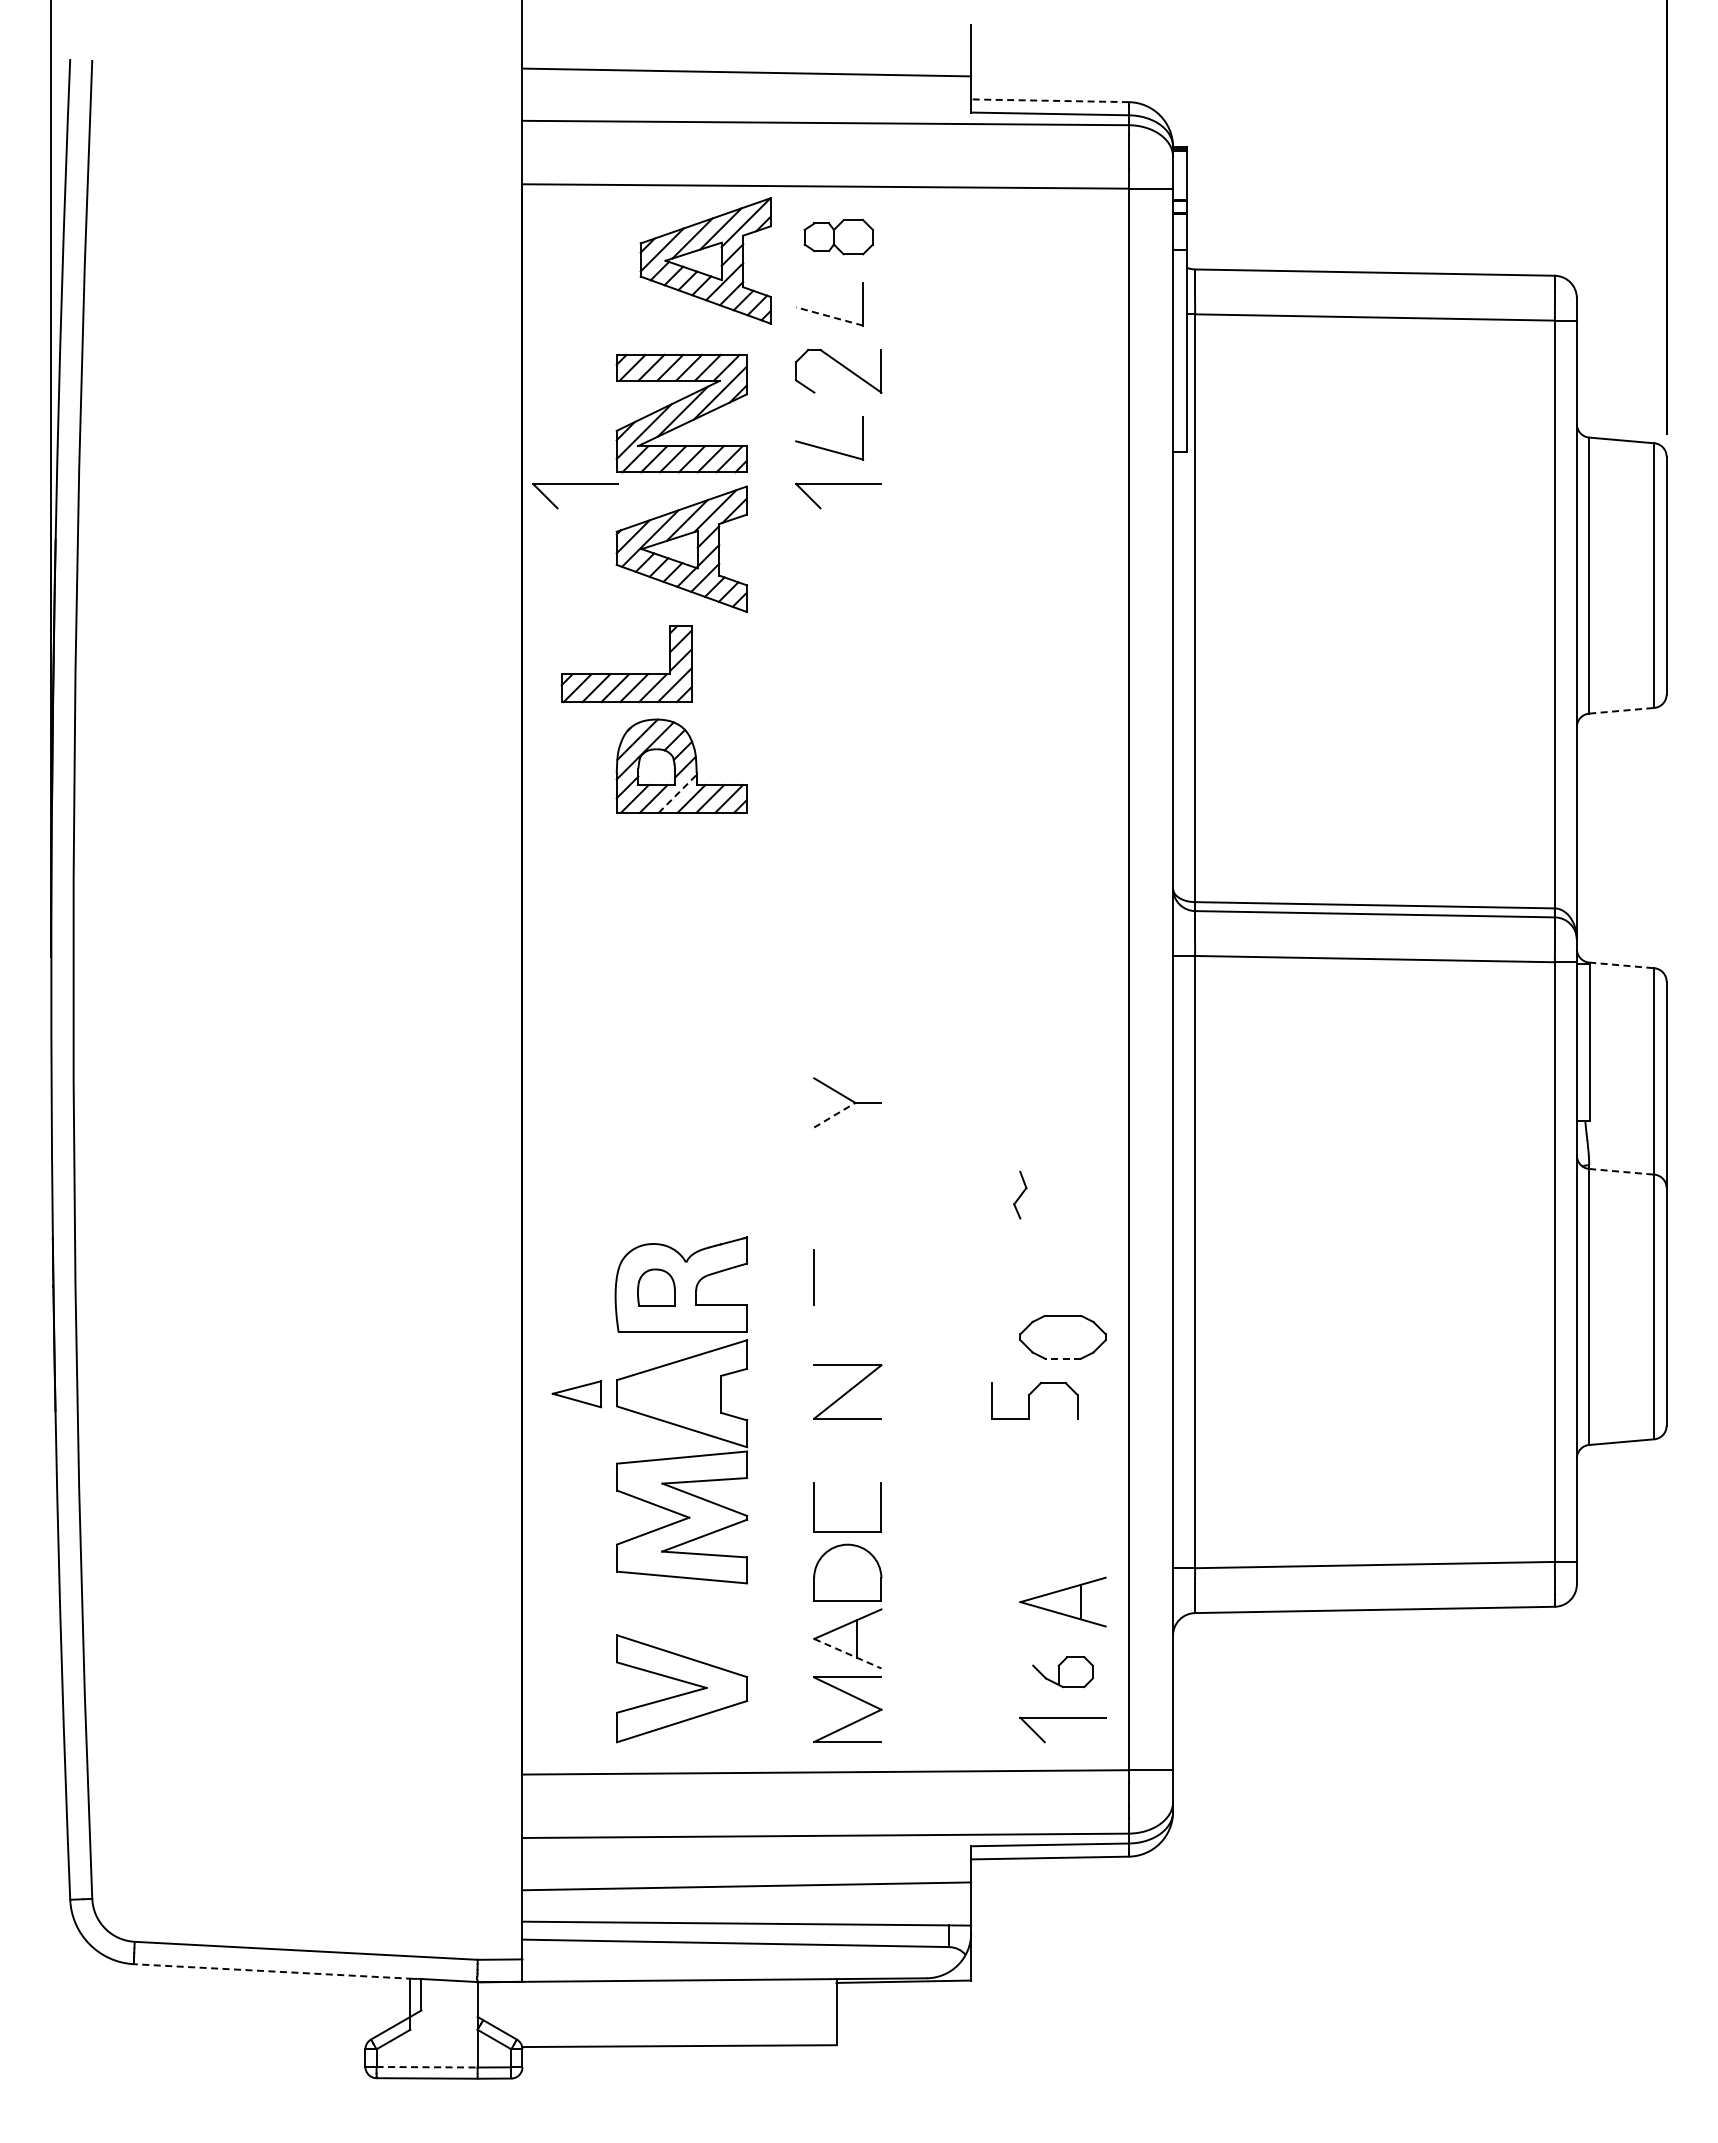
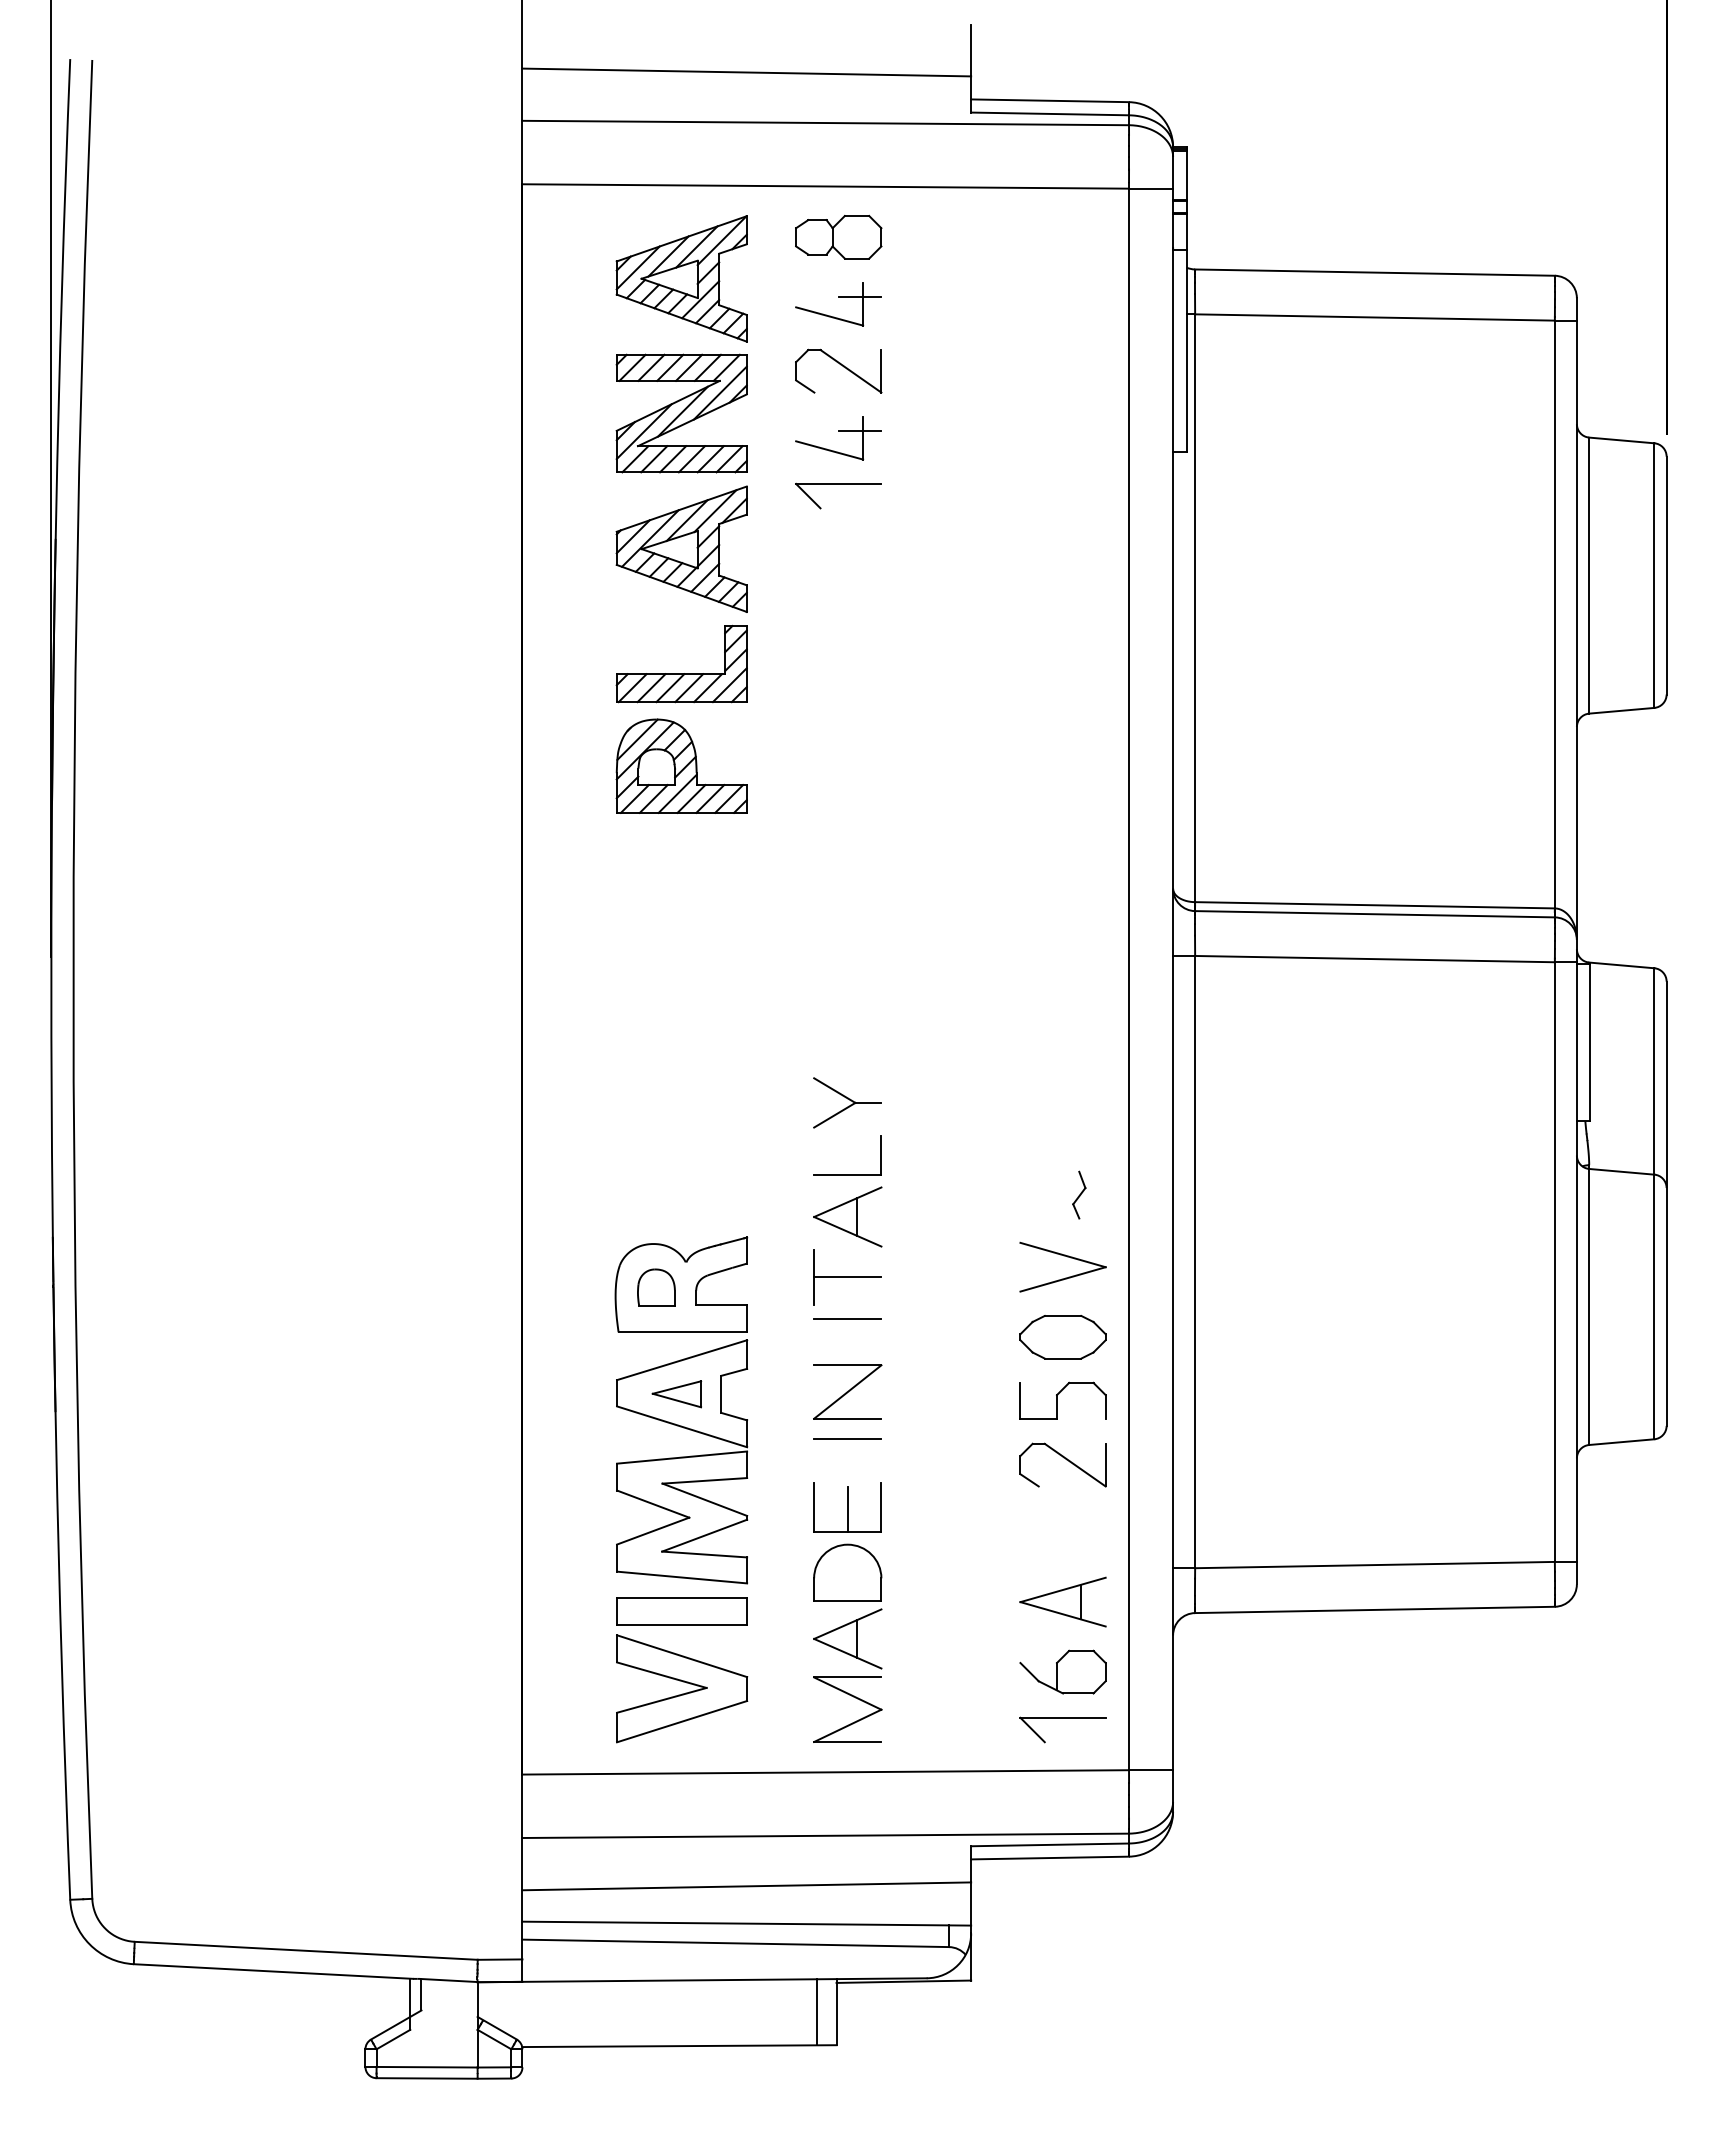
line: dashed -> solid (1050, 100)
part size: 71x37 px -> 88x46 px (838, 236)
part position: (705, 260) -> (681, 278) (681, 278)
line: none -> present (859, 297)
line: dashed -> solid (829, 316)
line: none -> present (859, 431)
part: present -> none (575, 484)
part position: (626, 673) -> (681, 673) (681, 673)
line: dashed -> solid (1621, 710)
line: dashed -> solid (677, 793)
line: dashed -> solid (1621, 965)
line: dashed -> solid (835, 1114)
line: dashed -> solid (1621, 1171)
part: none -> present (847, 1174)
part position: (1020, 1194) -> (1079, 1194) (1079, 1194)
part: none -> present (847, 1216)
part: none -> present (1063, 1256)
line: none -> present (847, 1277)
line: none -> present (847, 1319)
line: dashed -> solid (1062, 1358)
part position: (576, 1394) -> (676, 1394) (676, 1394)
part position: (1034, 1400) -> (1062, 1400) (1062, 1400)
line: none -> present (847, 1438)
part: none -> present (1062, 1464)
line: none -> present (847, 1509)
part: none -> present (681, 1611)
line: dashed -> solid (847, 1653)
part size: 62x33 px -> 88x46 px (1062, 1671)
line: dashed -> solid (273, 1971)
line: none -> present (817, 2012)
line: dashed -> solid (427, 2067)
